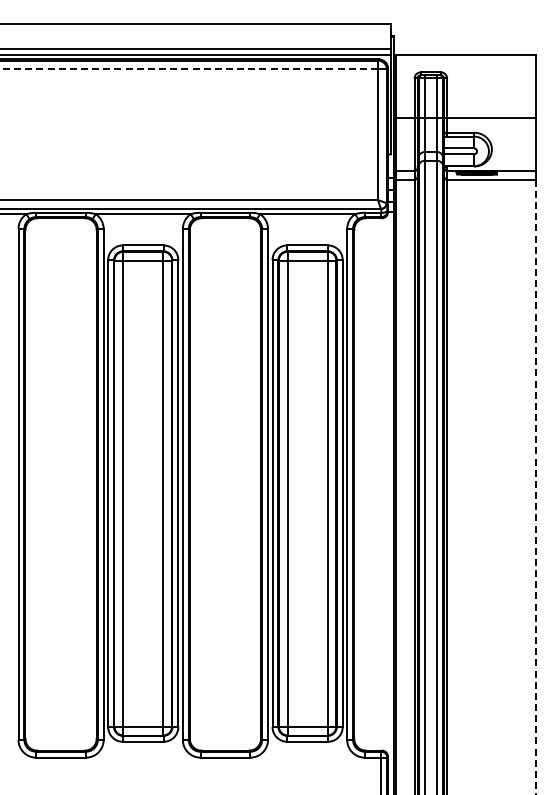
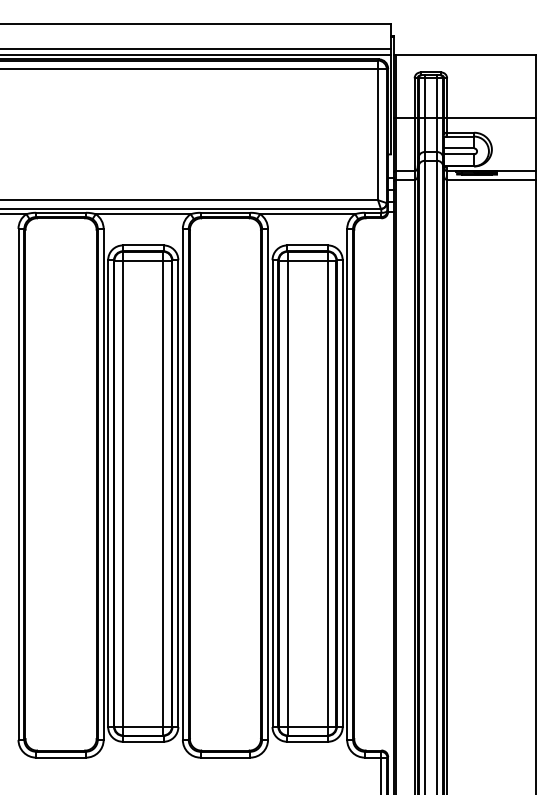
line: dashed -> solid (189, 69)
line: dashed -> solid (536, 487)
